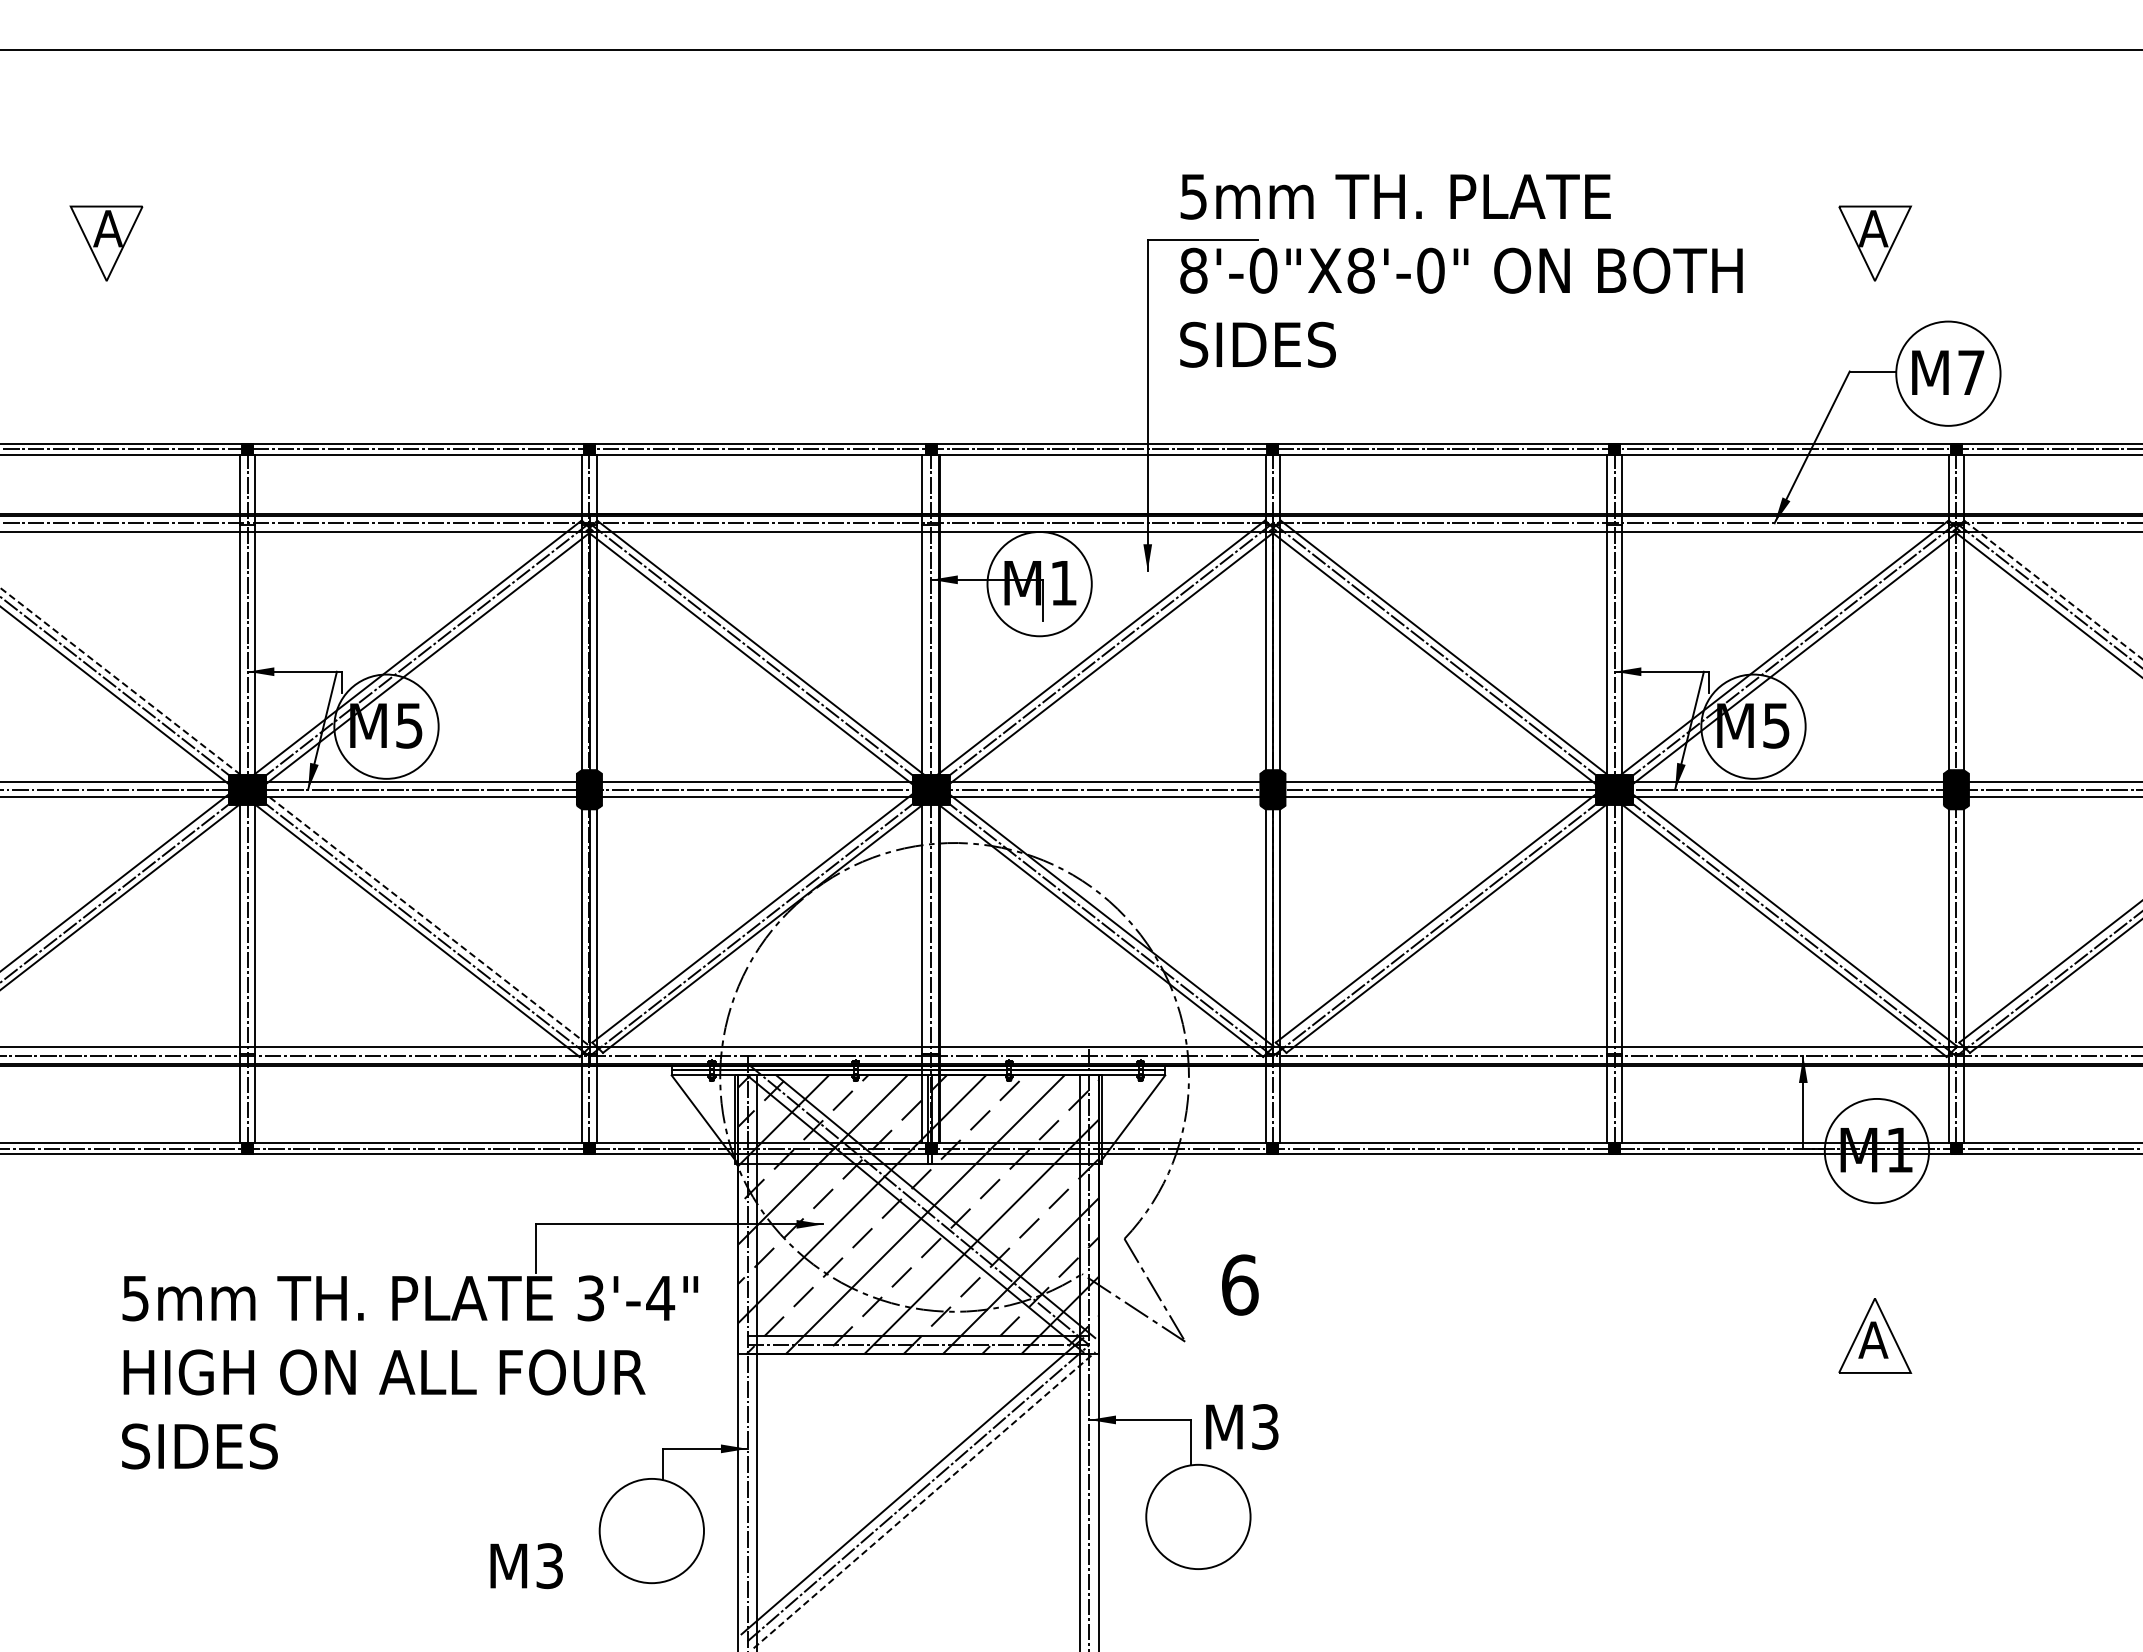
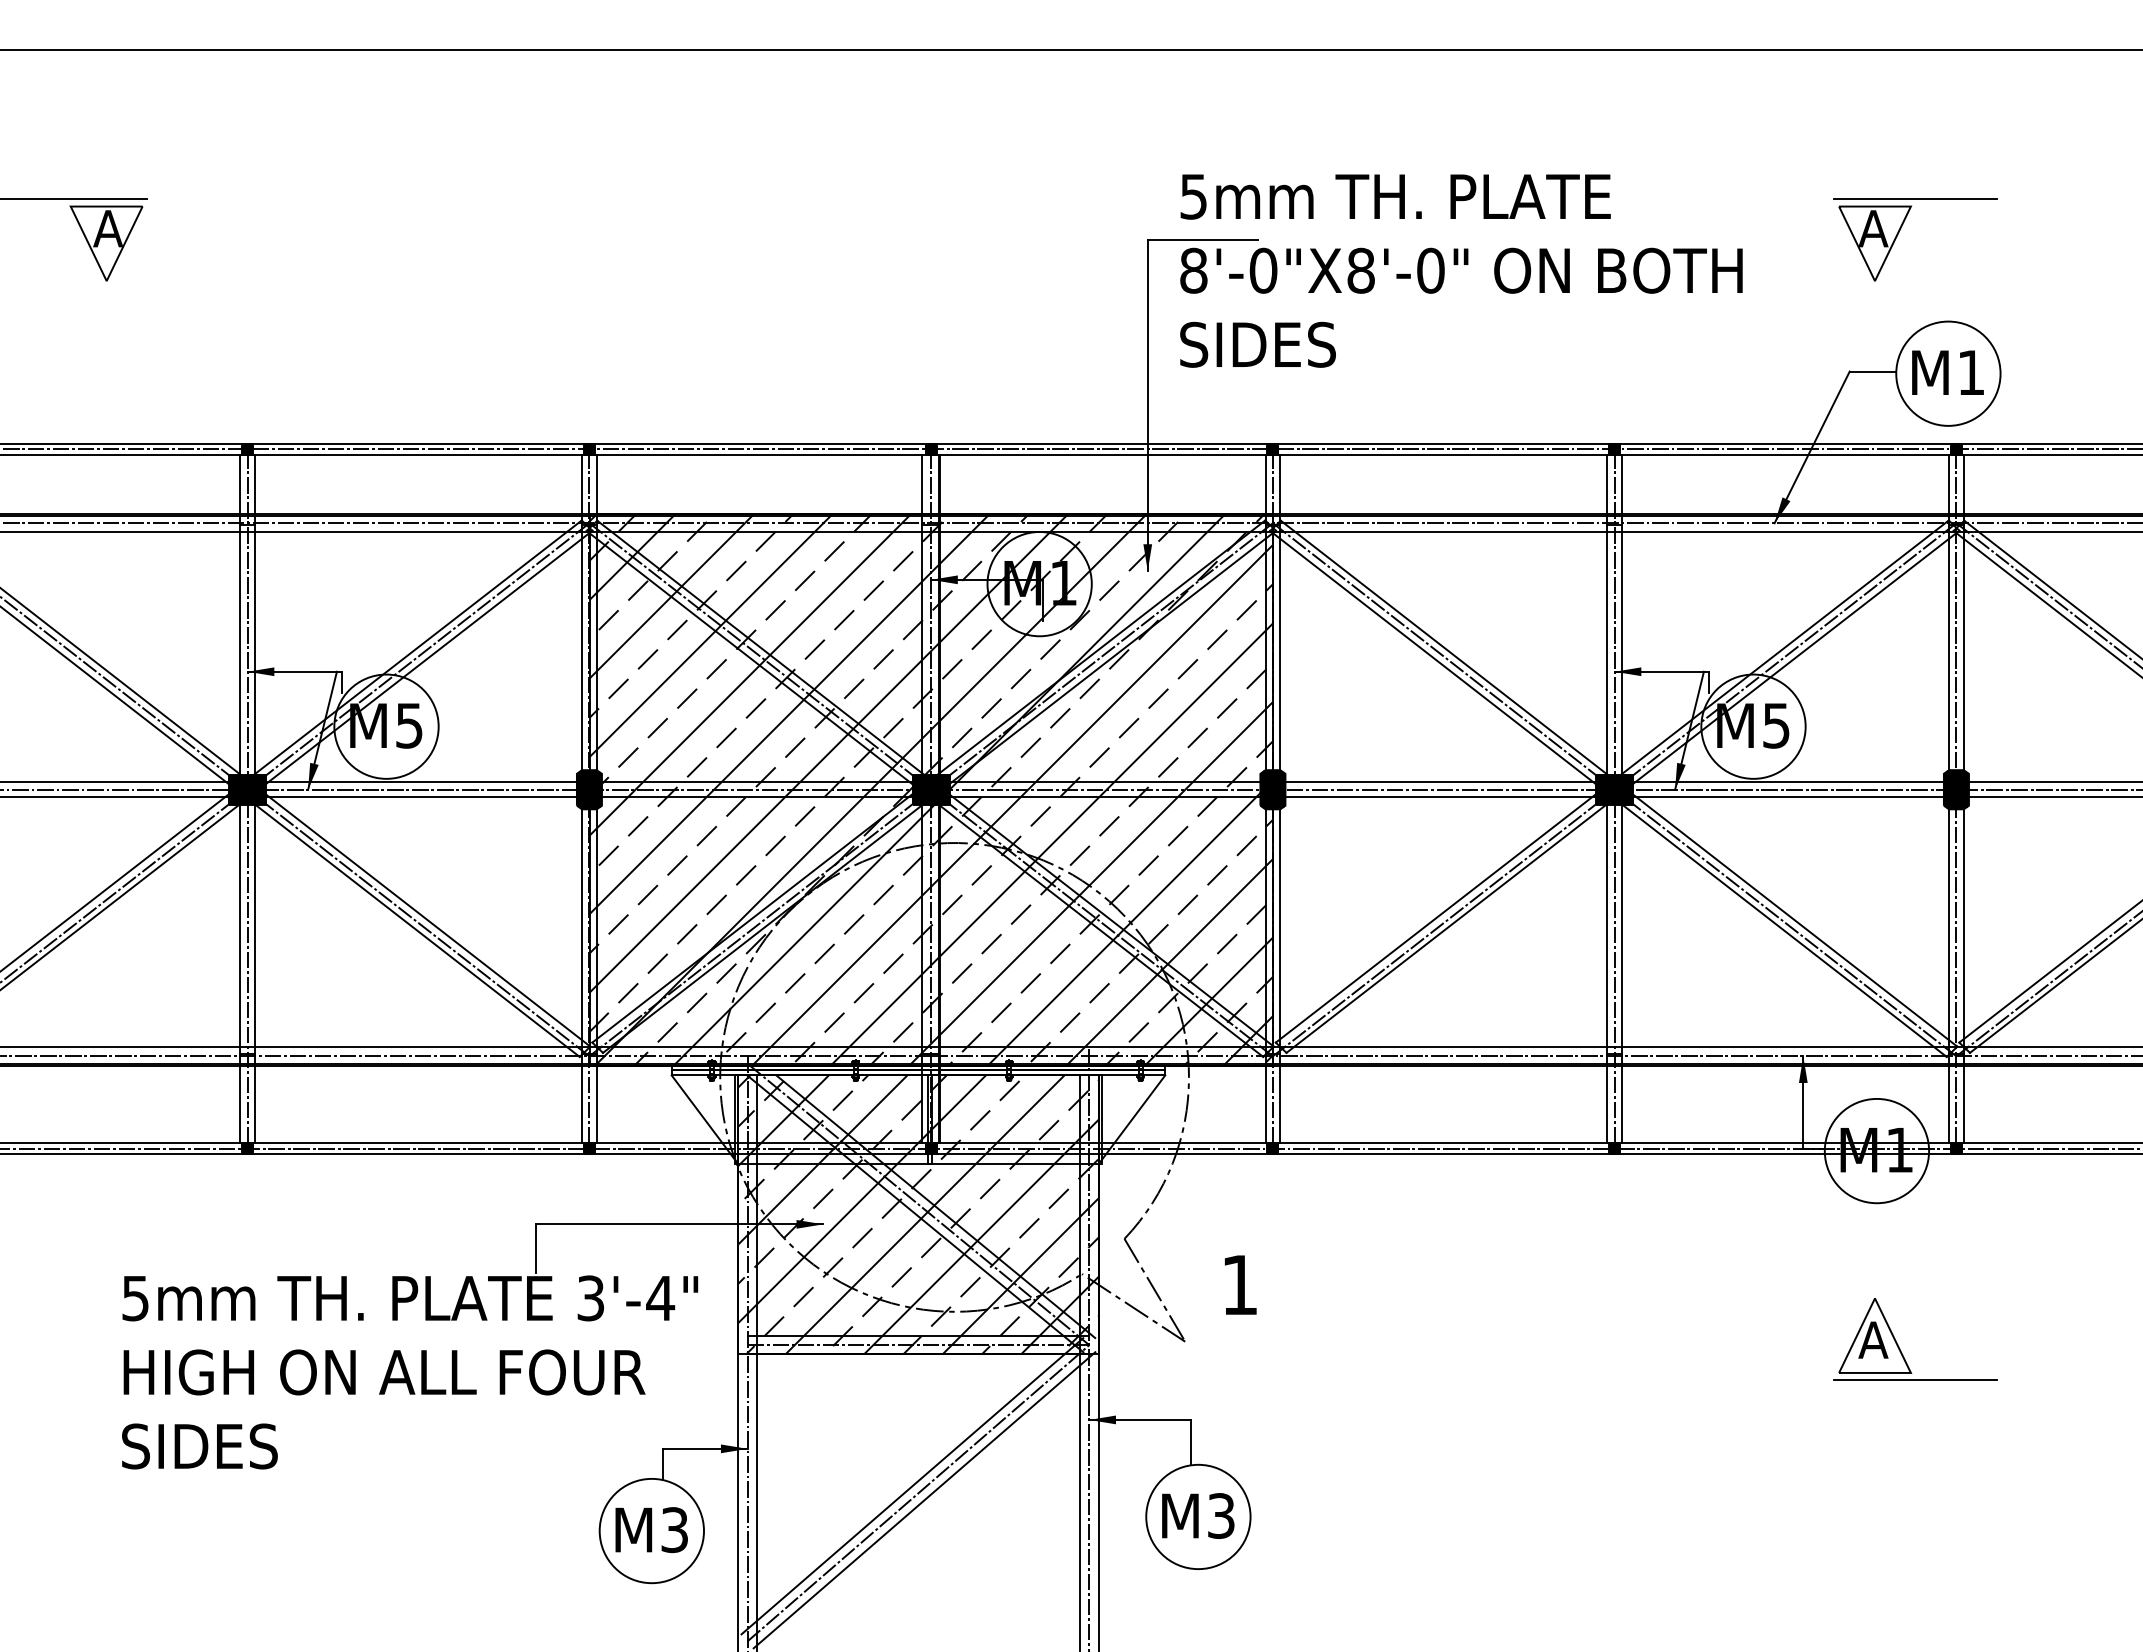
line: none -> present (74, 199)
line: none -> present (1915, 199)
text: M7 -> M1 (1971, 372)
line: dashed -> solid (2053, 590)
hatch: none -> present (930, 789)
line: dashed -> solid (295, 817)
text: 6 -> 1 (1240, 1284)
line: none -> present (1915, 1380)
text position: (1242, 1426) -> (1198, 1515) (1198, 1515)
line: dashed -> solid (924, 1499)
text position: (526, 1566) -> (651, 1530) (651, 1530)
